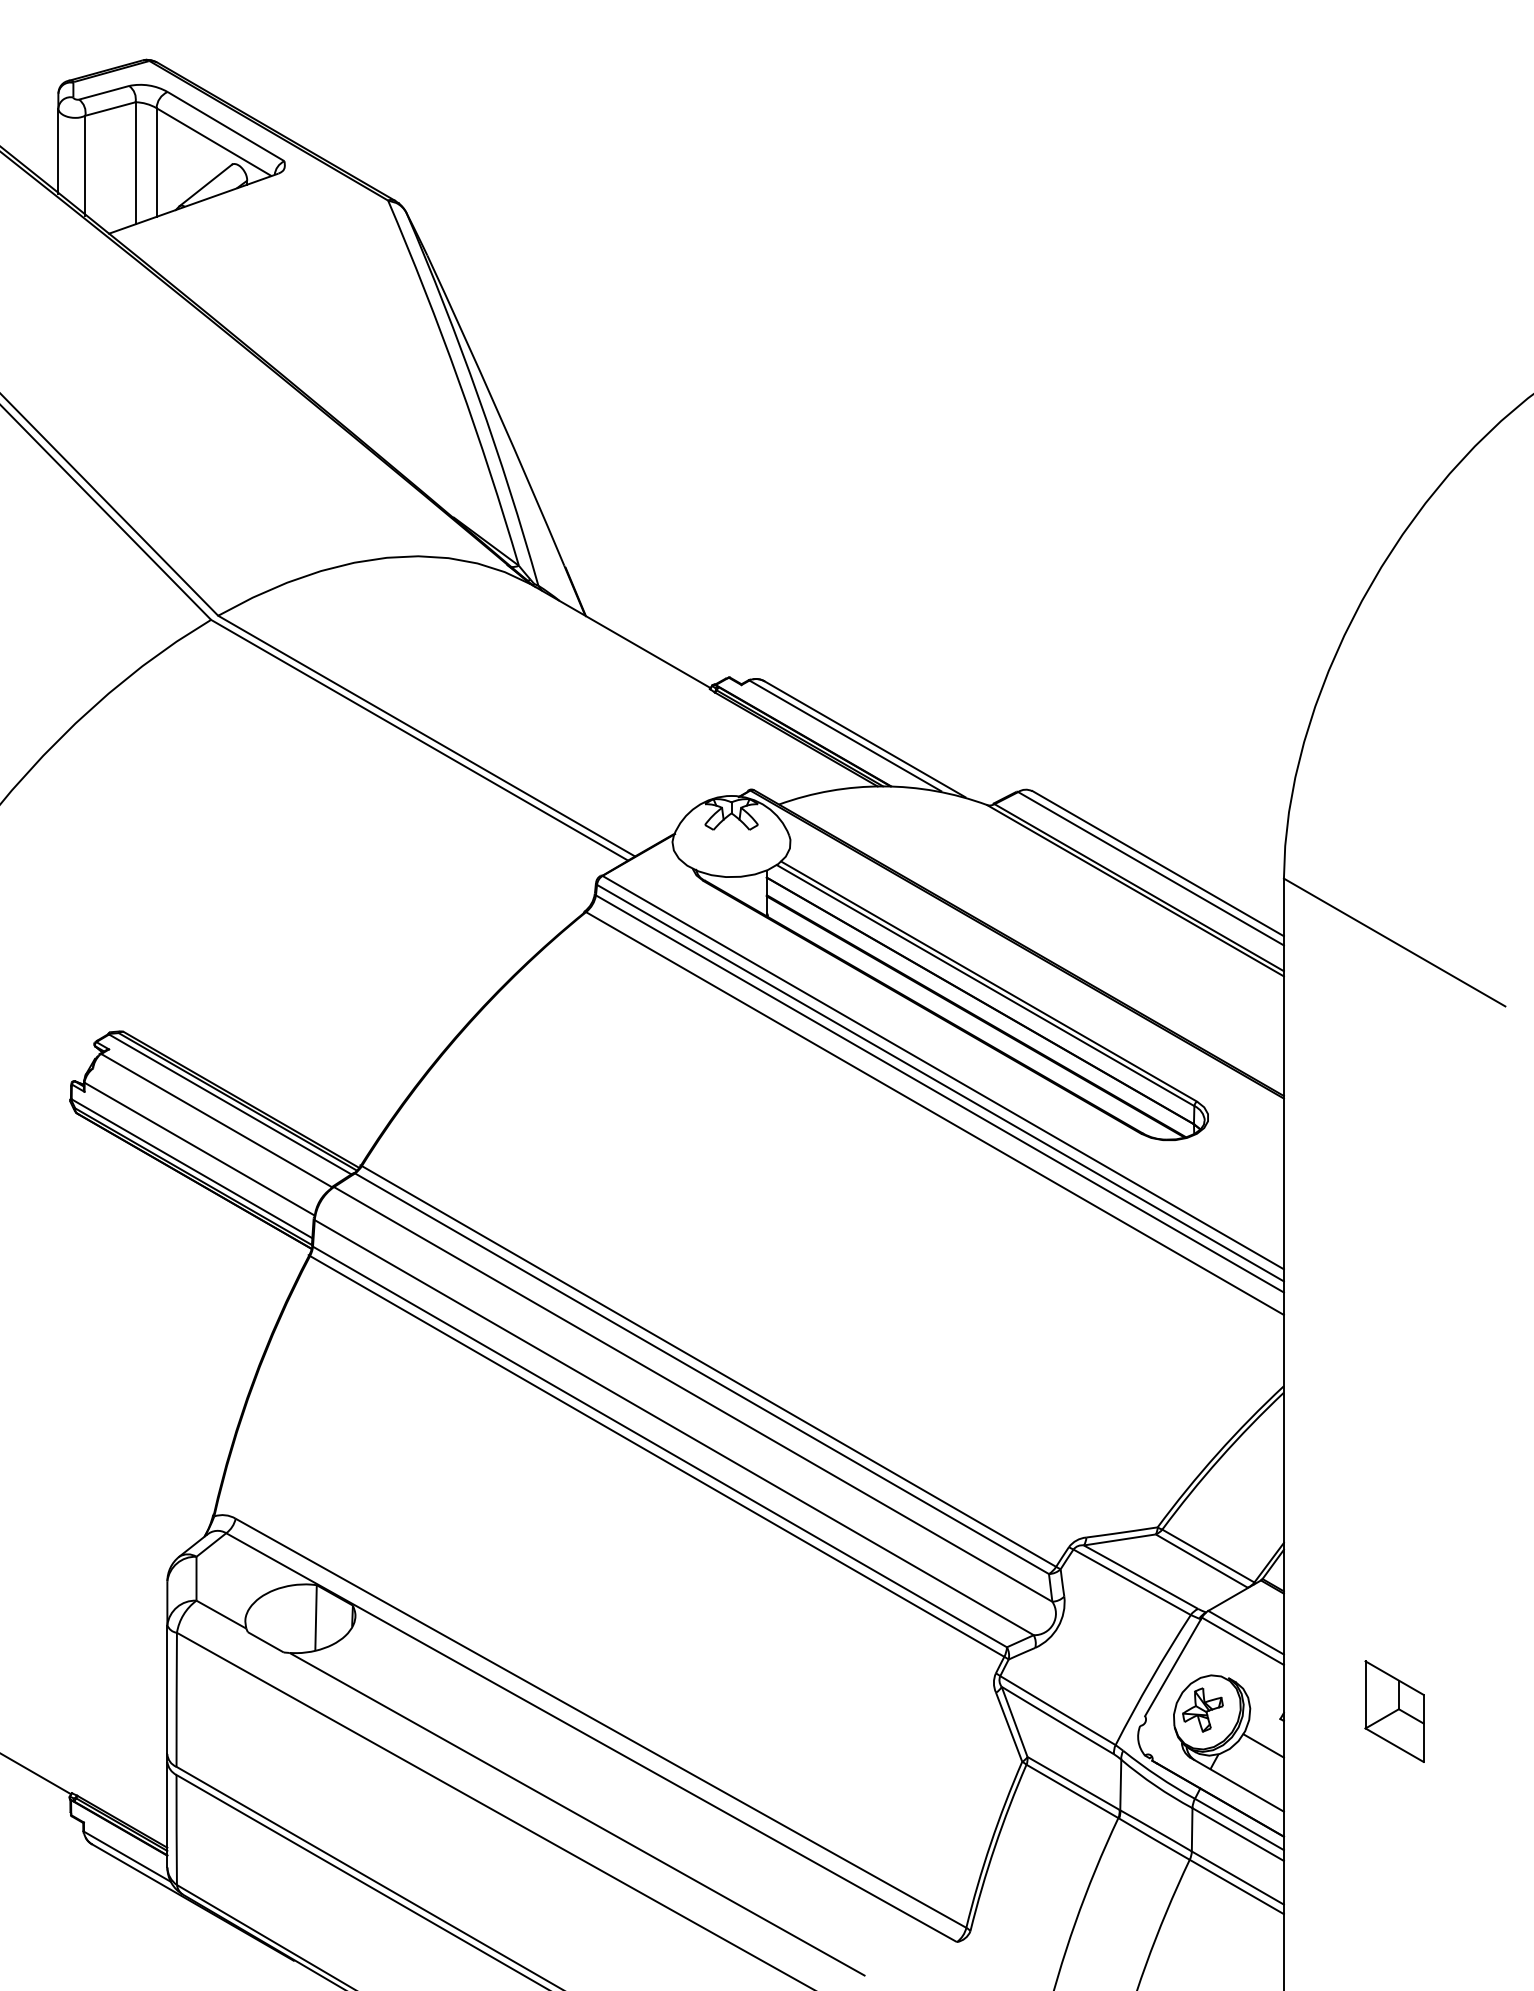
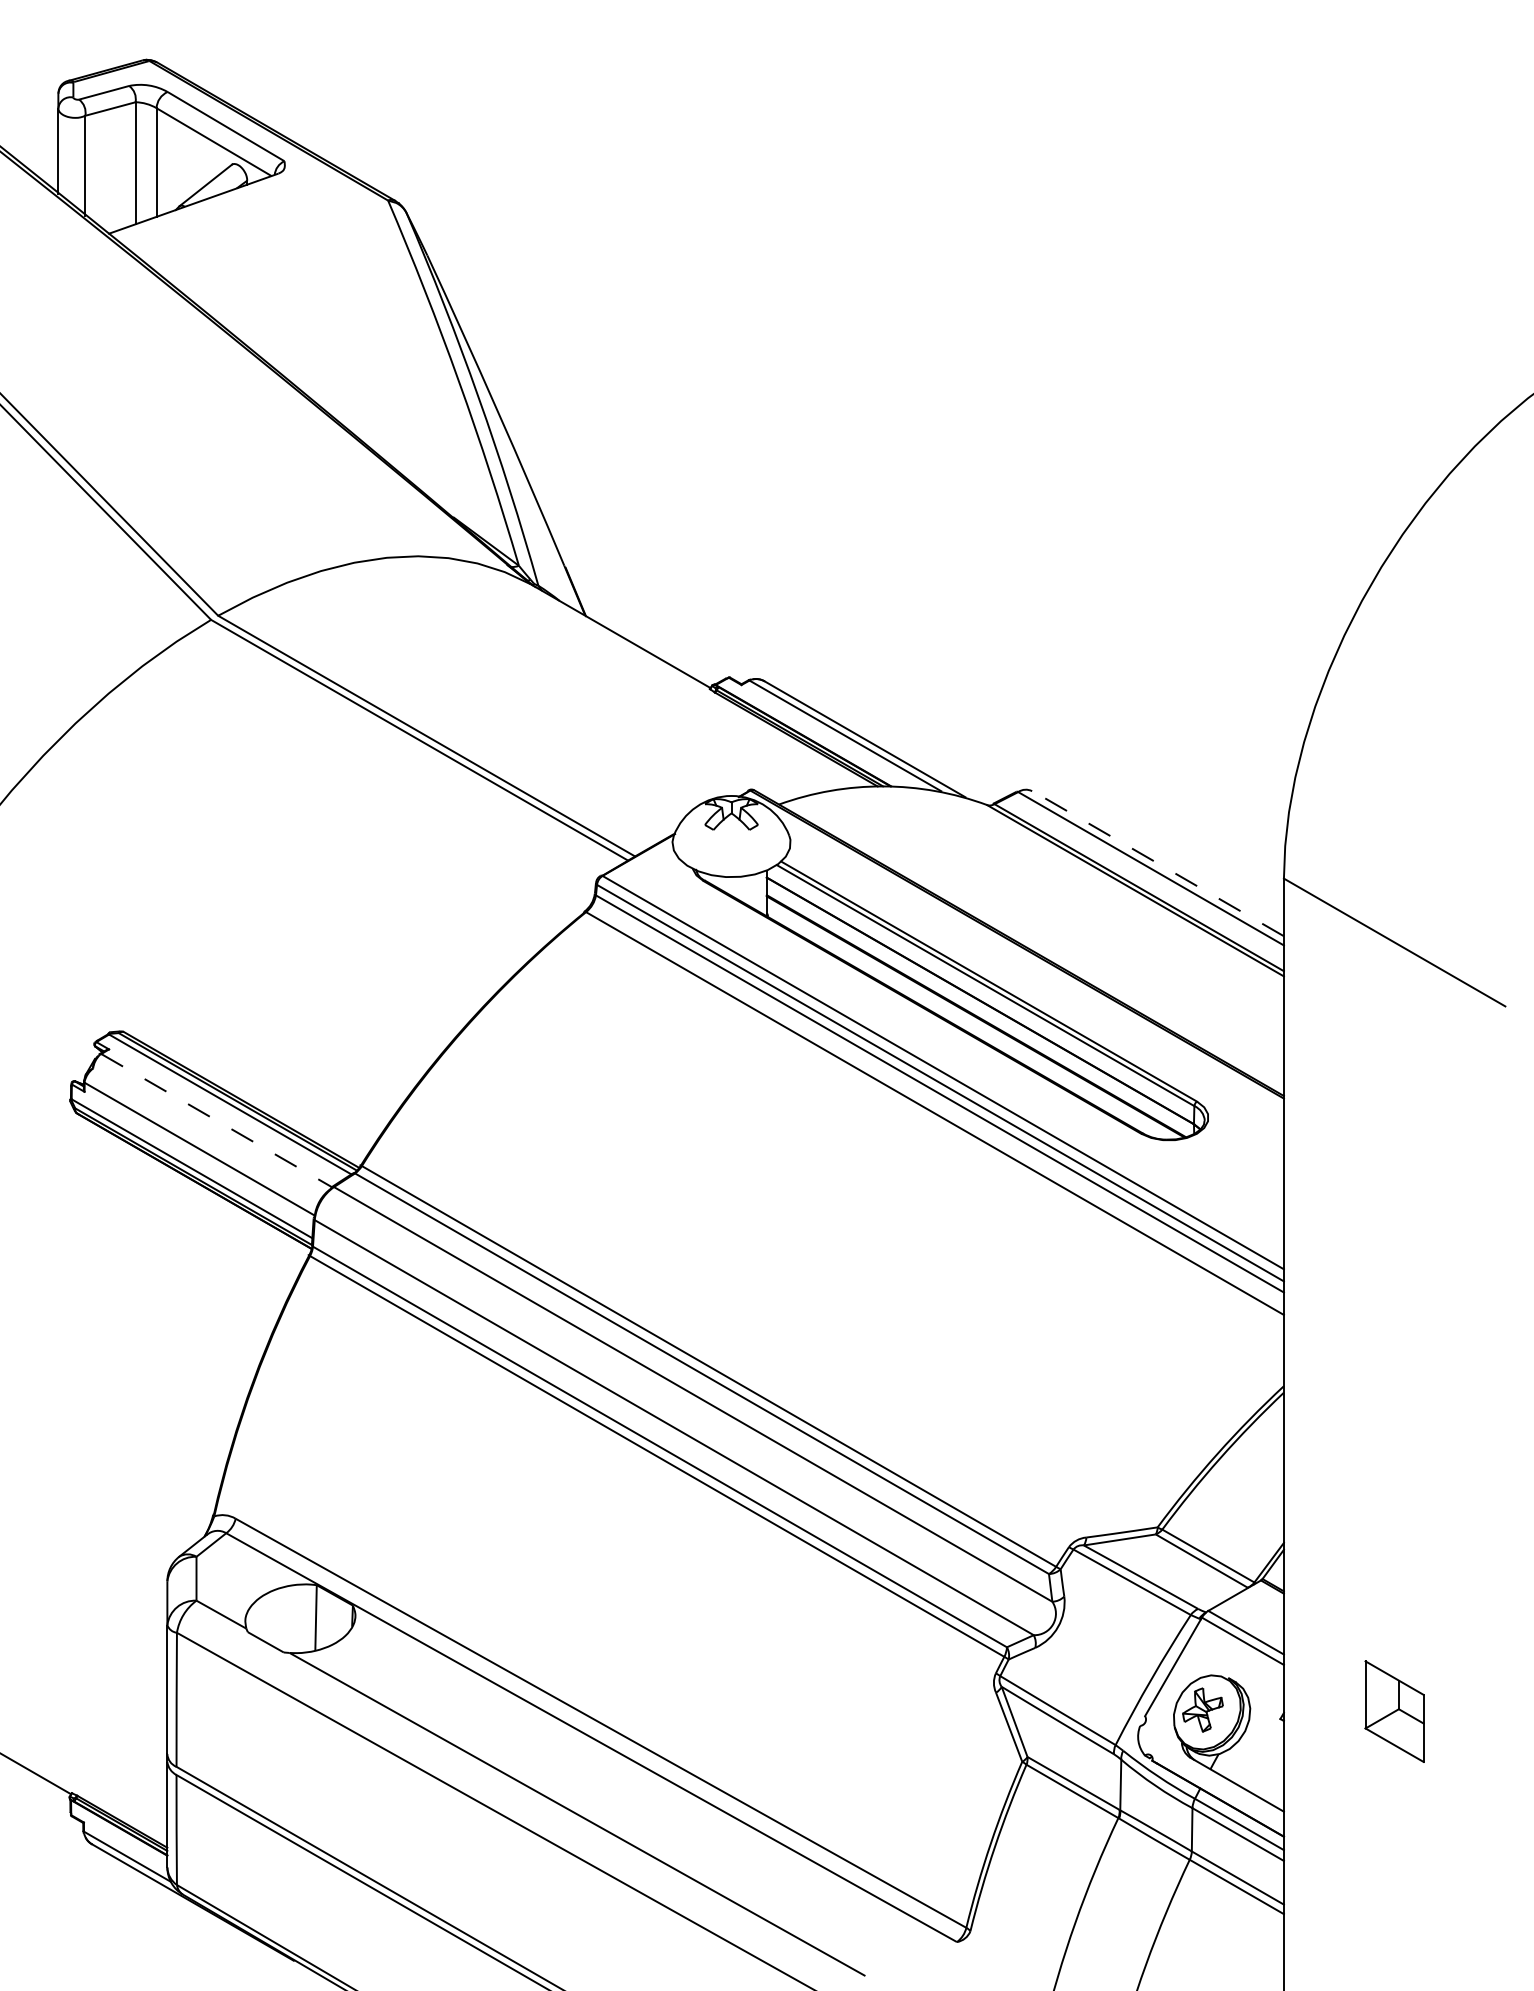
line: solid -> dashed (1157, 863)
line: solid -> dashed (217, 1120)
line: present -> none (1263, 1745)
